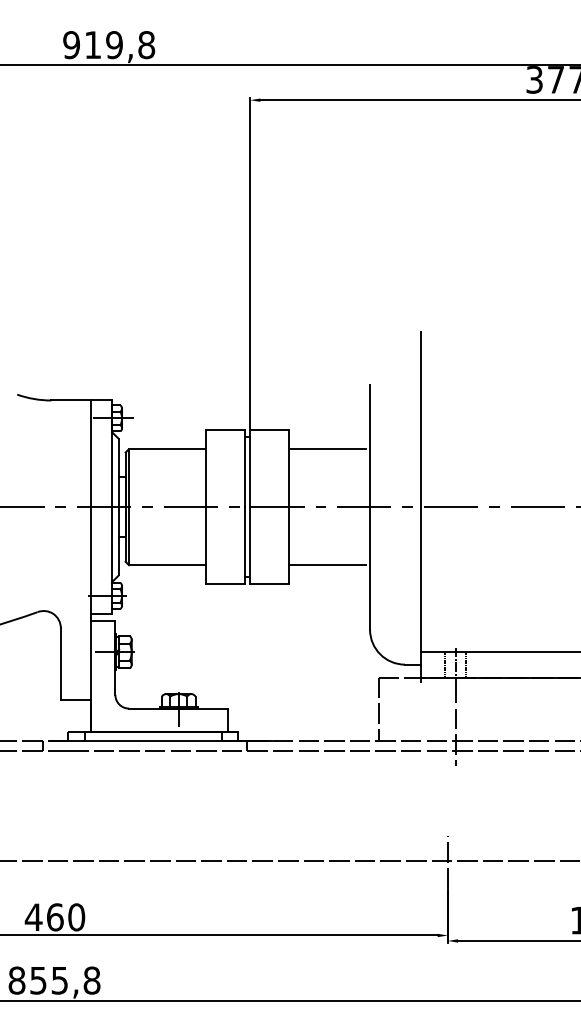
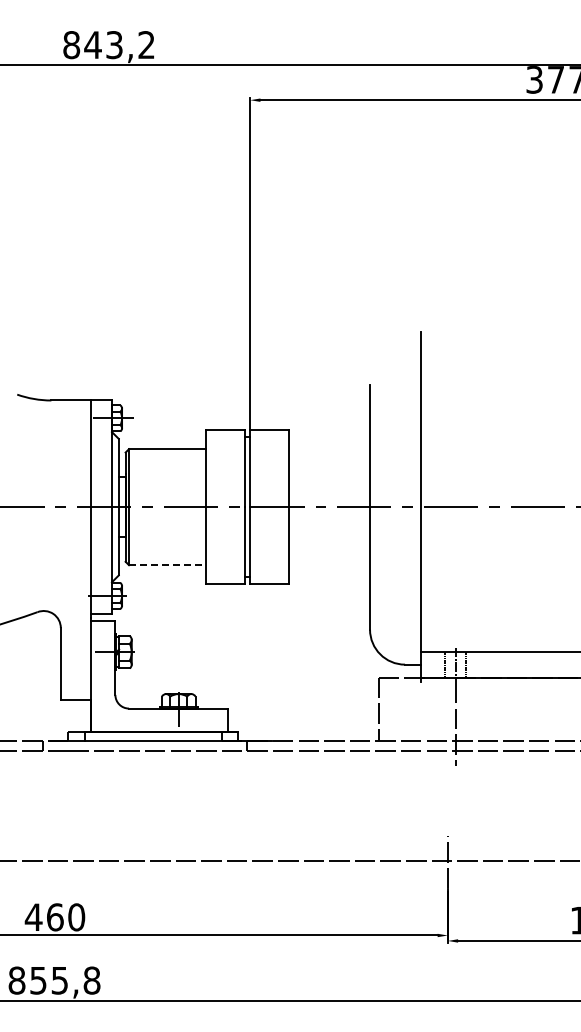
text: 919,8 -> 843,2 (109, 45)
line: present -> none (327, 449)
line: solid -> dashed (167, 565)
line: present -> none (327, 565)
